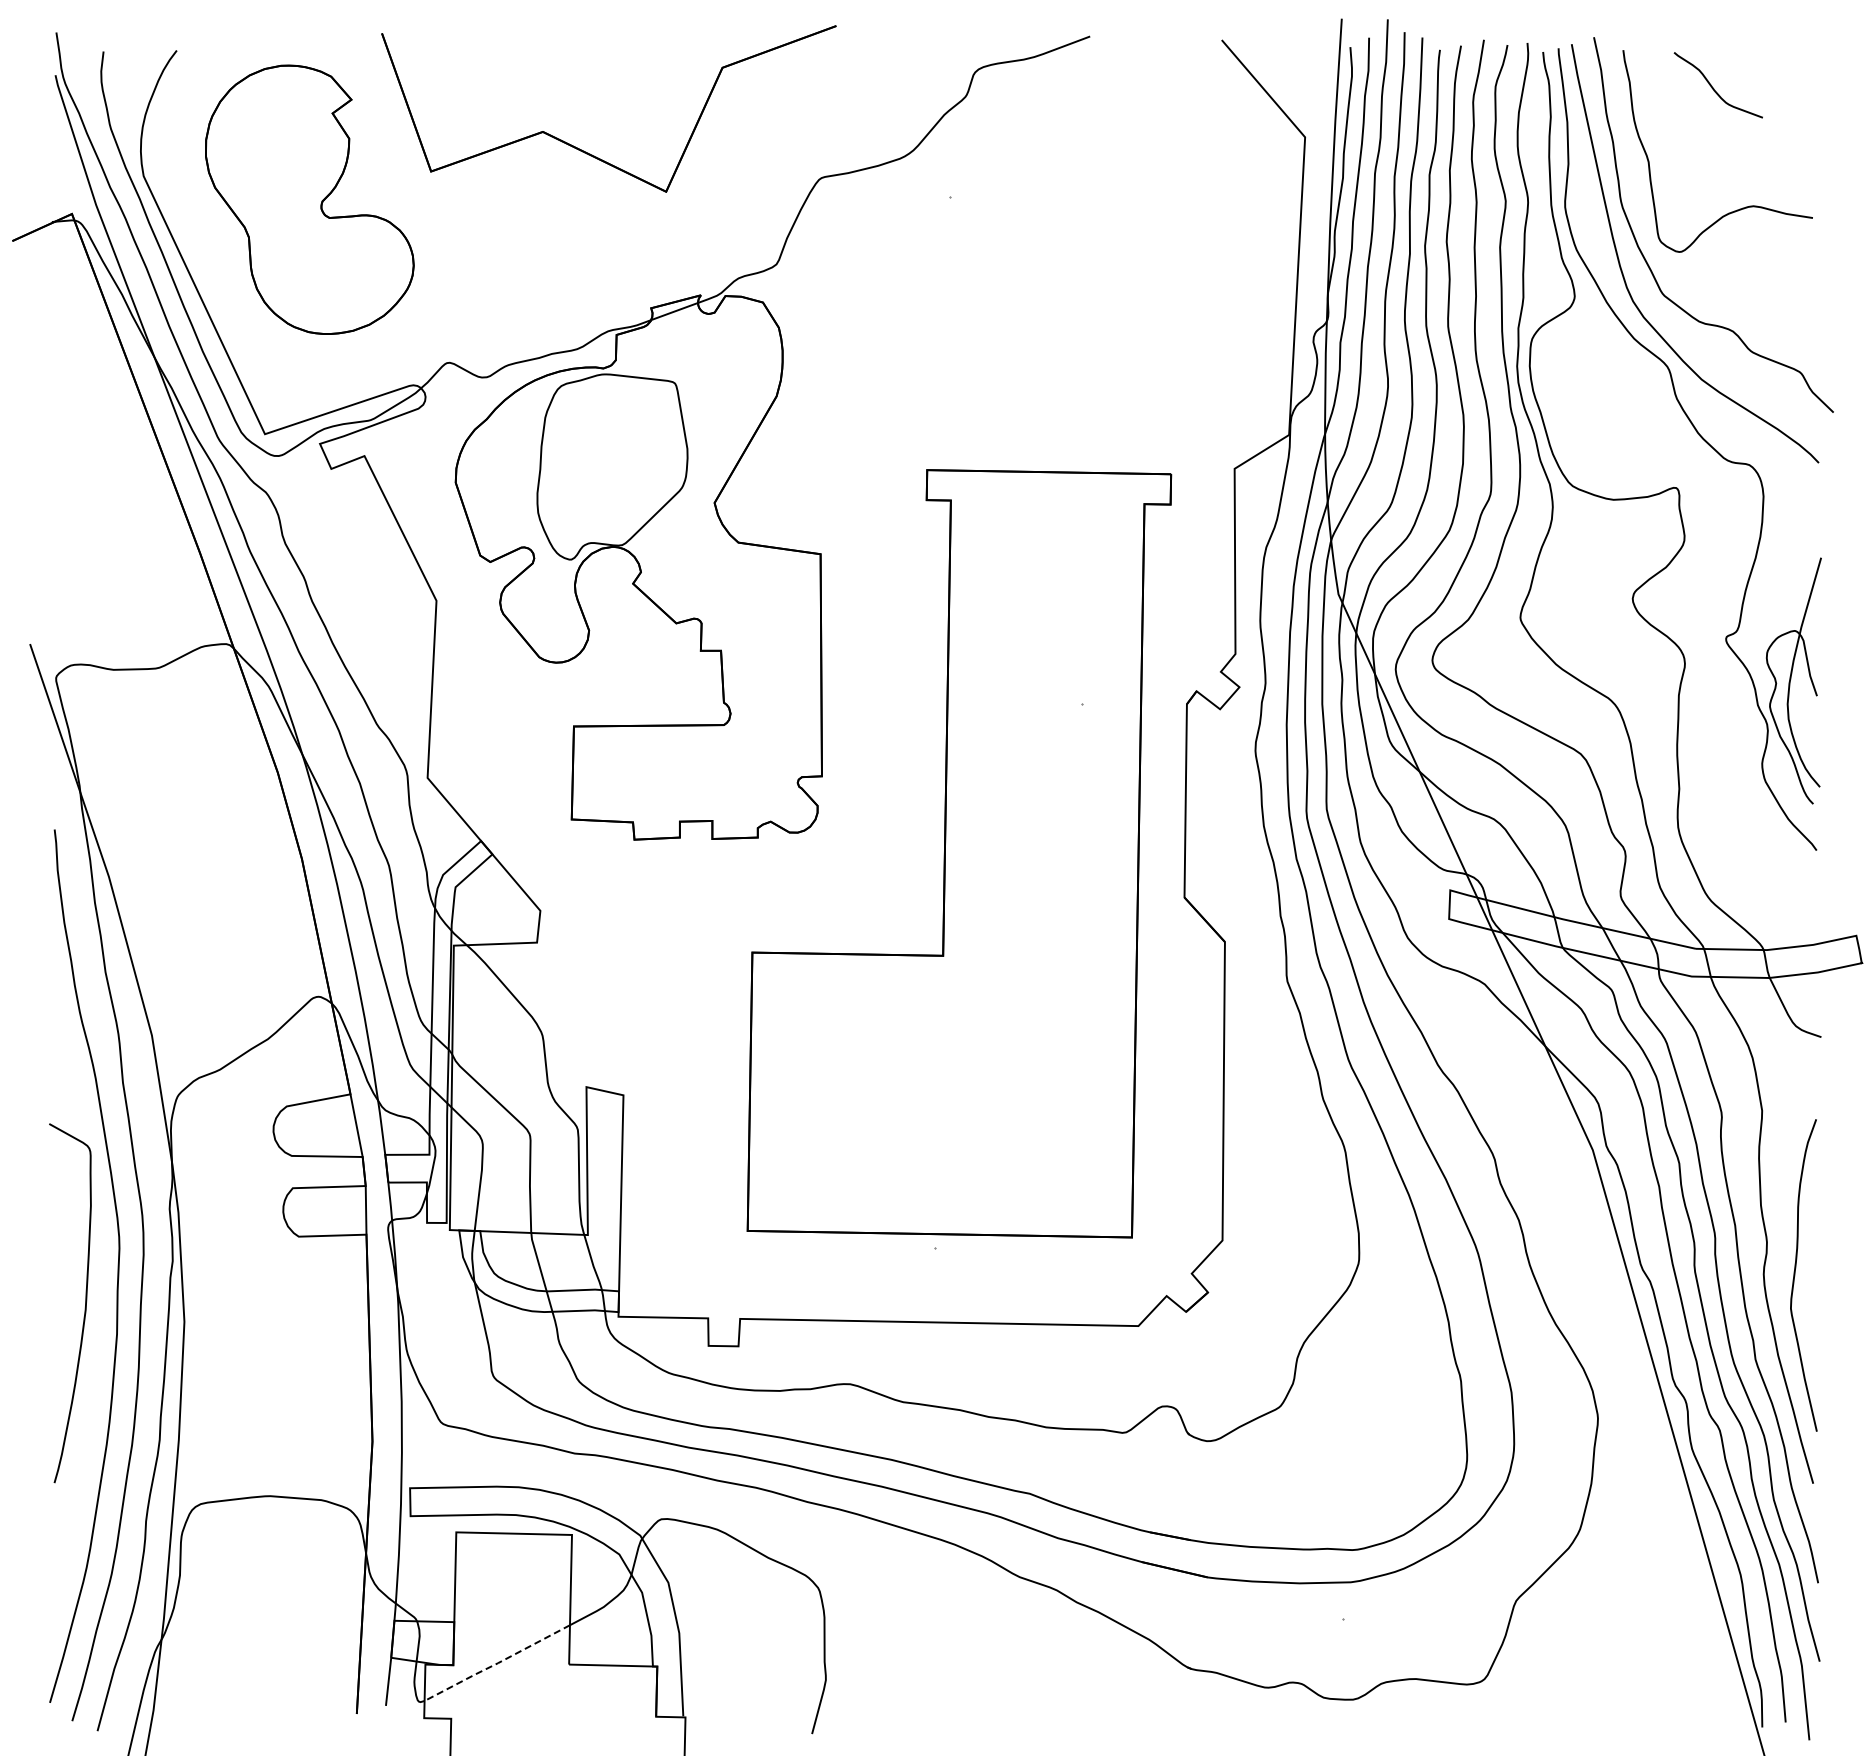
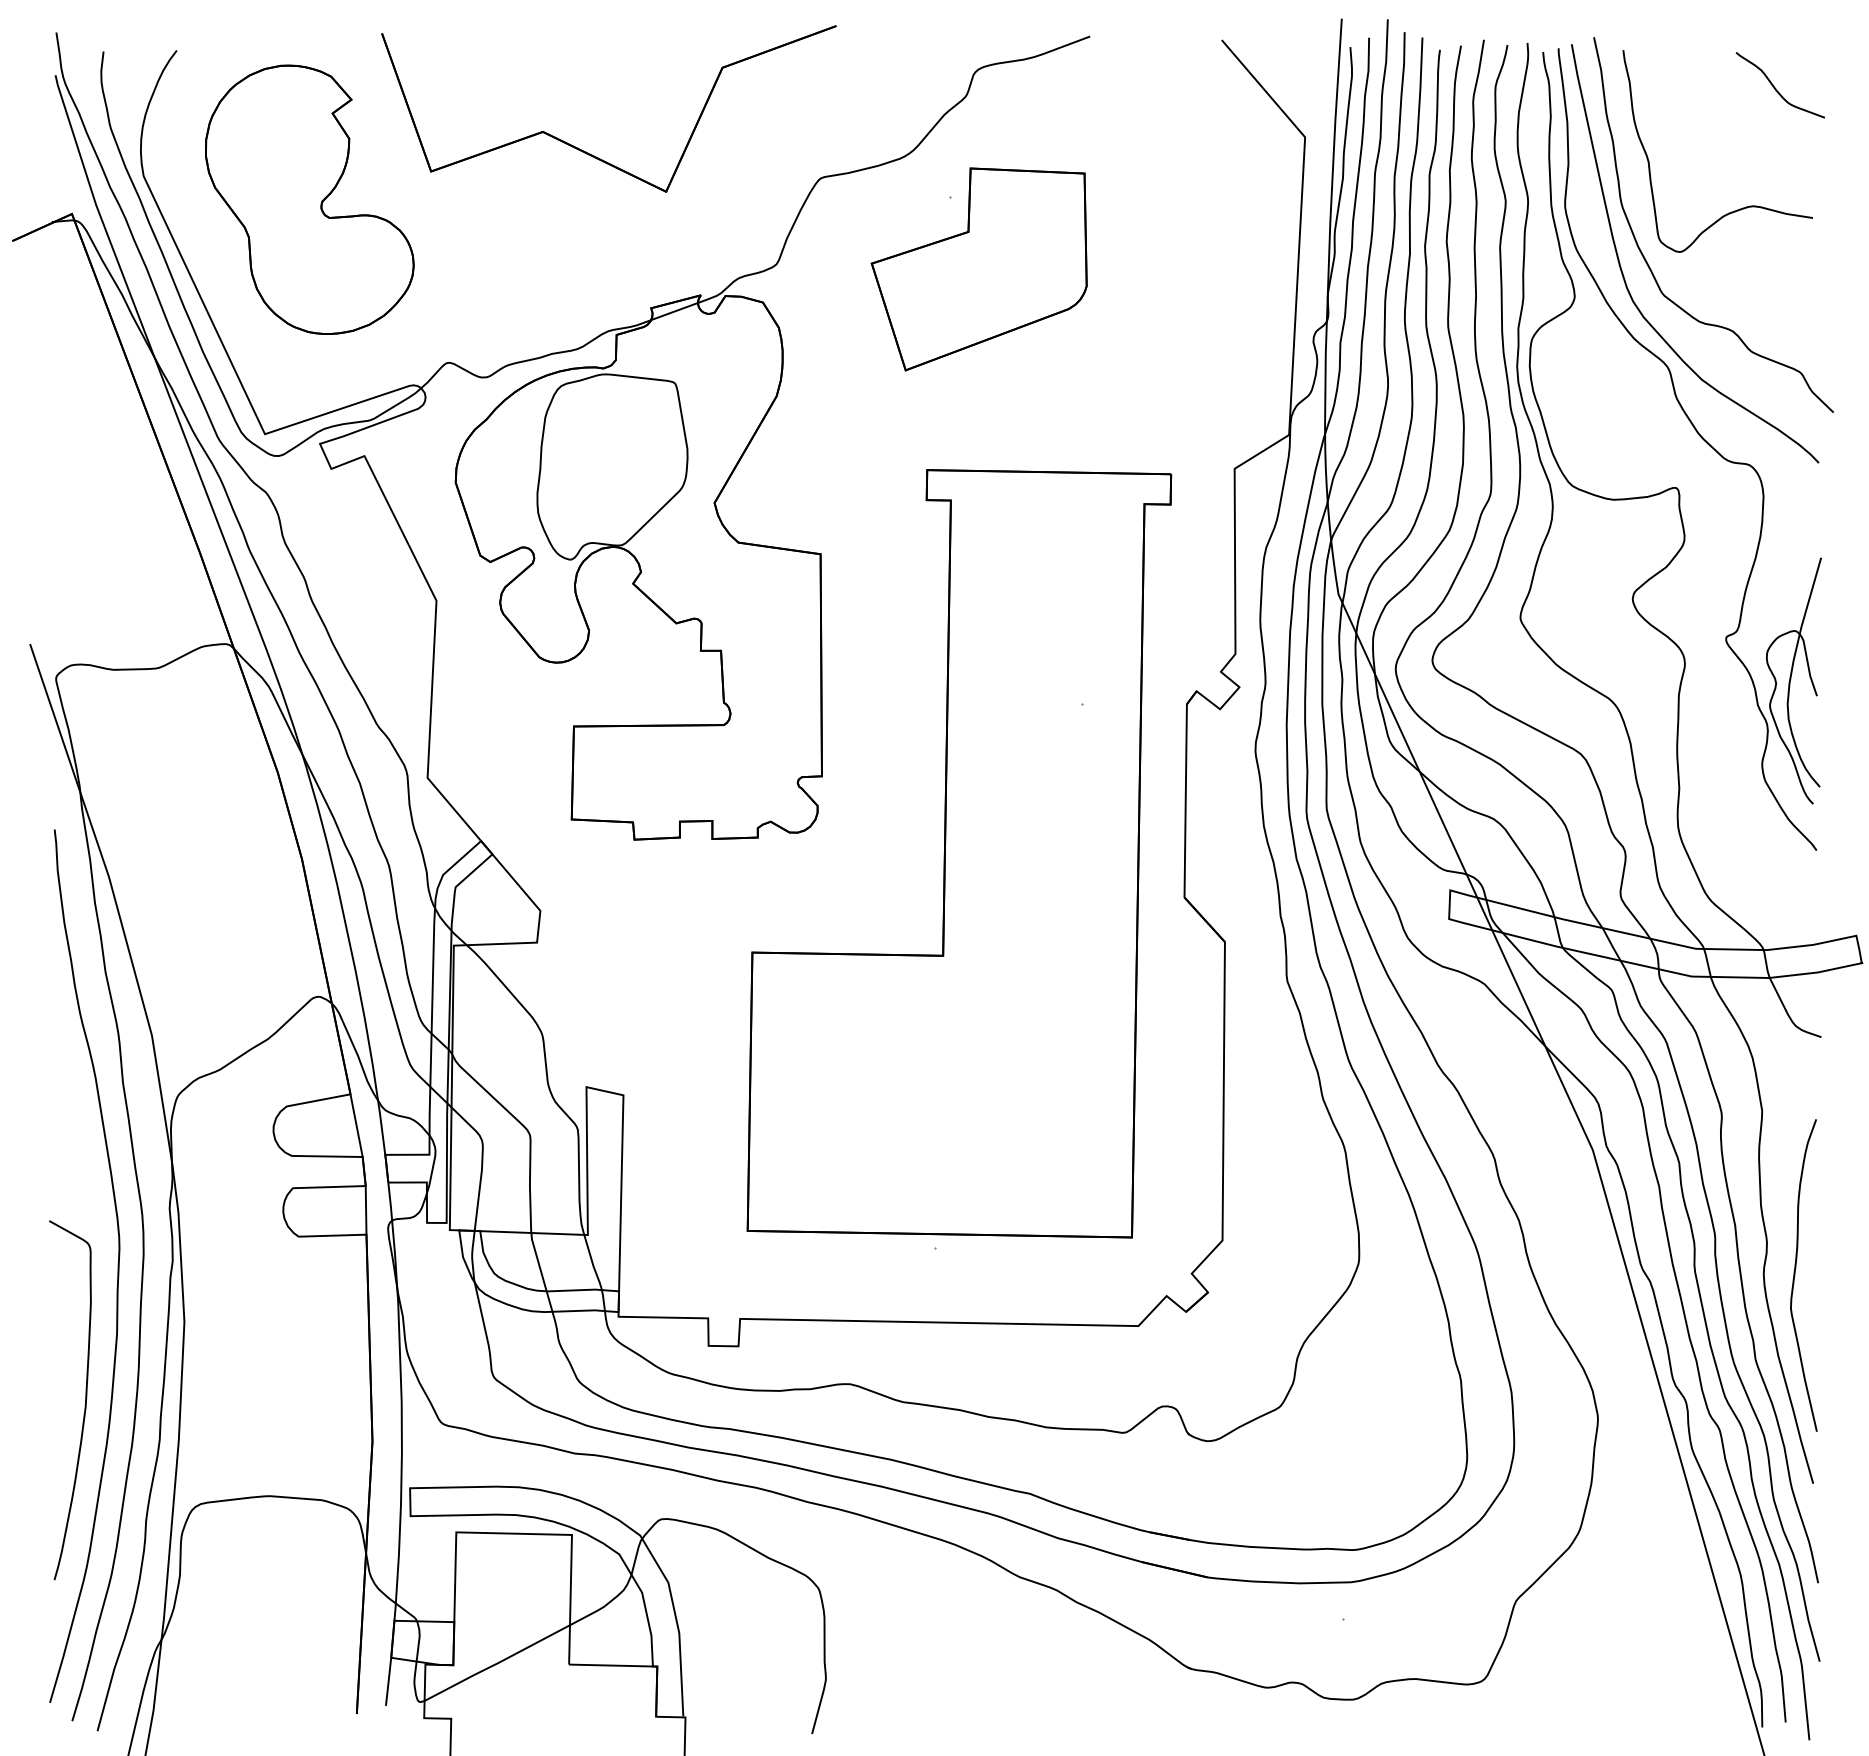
curve position: (1714, 88) -> (1776, 88) (1776, 88)
part: none -> present (978, 269)
curve position: (84, 1308) -> (84, 1405) (84, 1405)
line: dashed -> solid (497, 1663)
